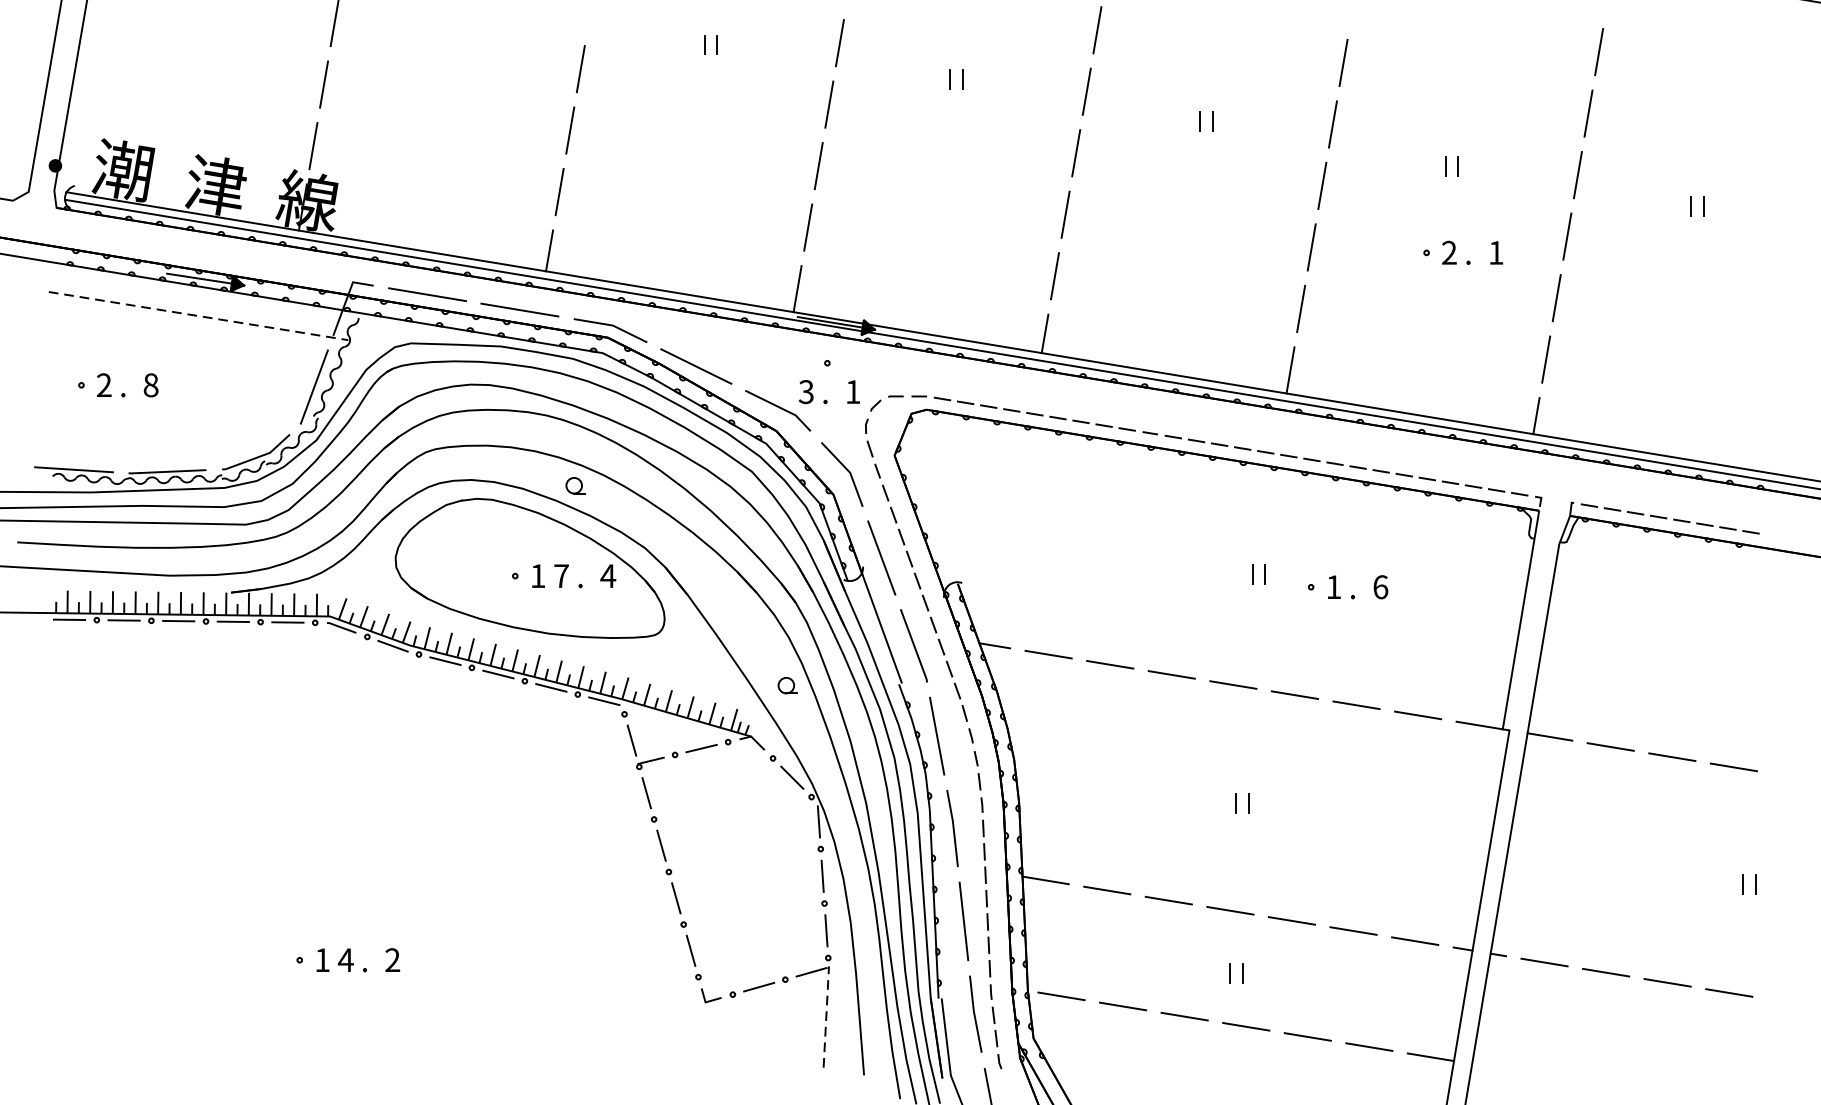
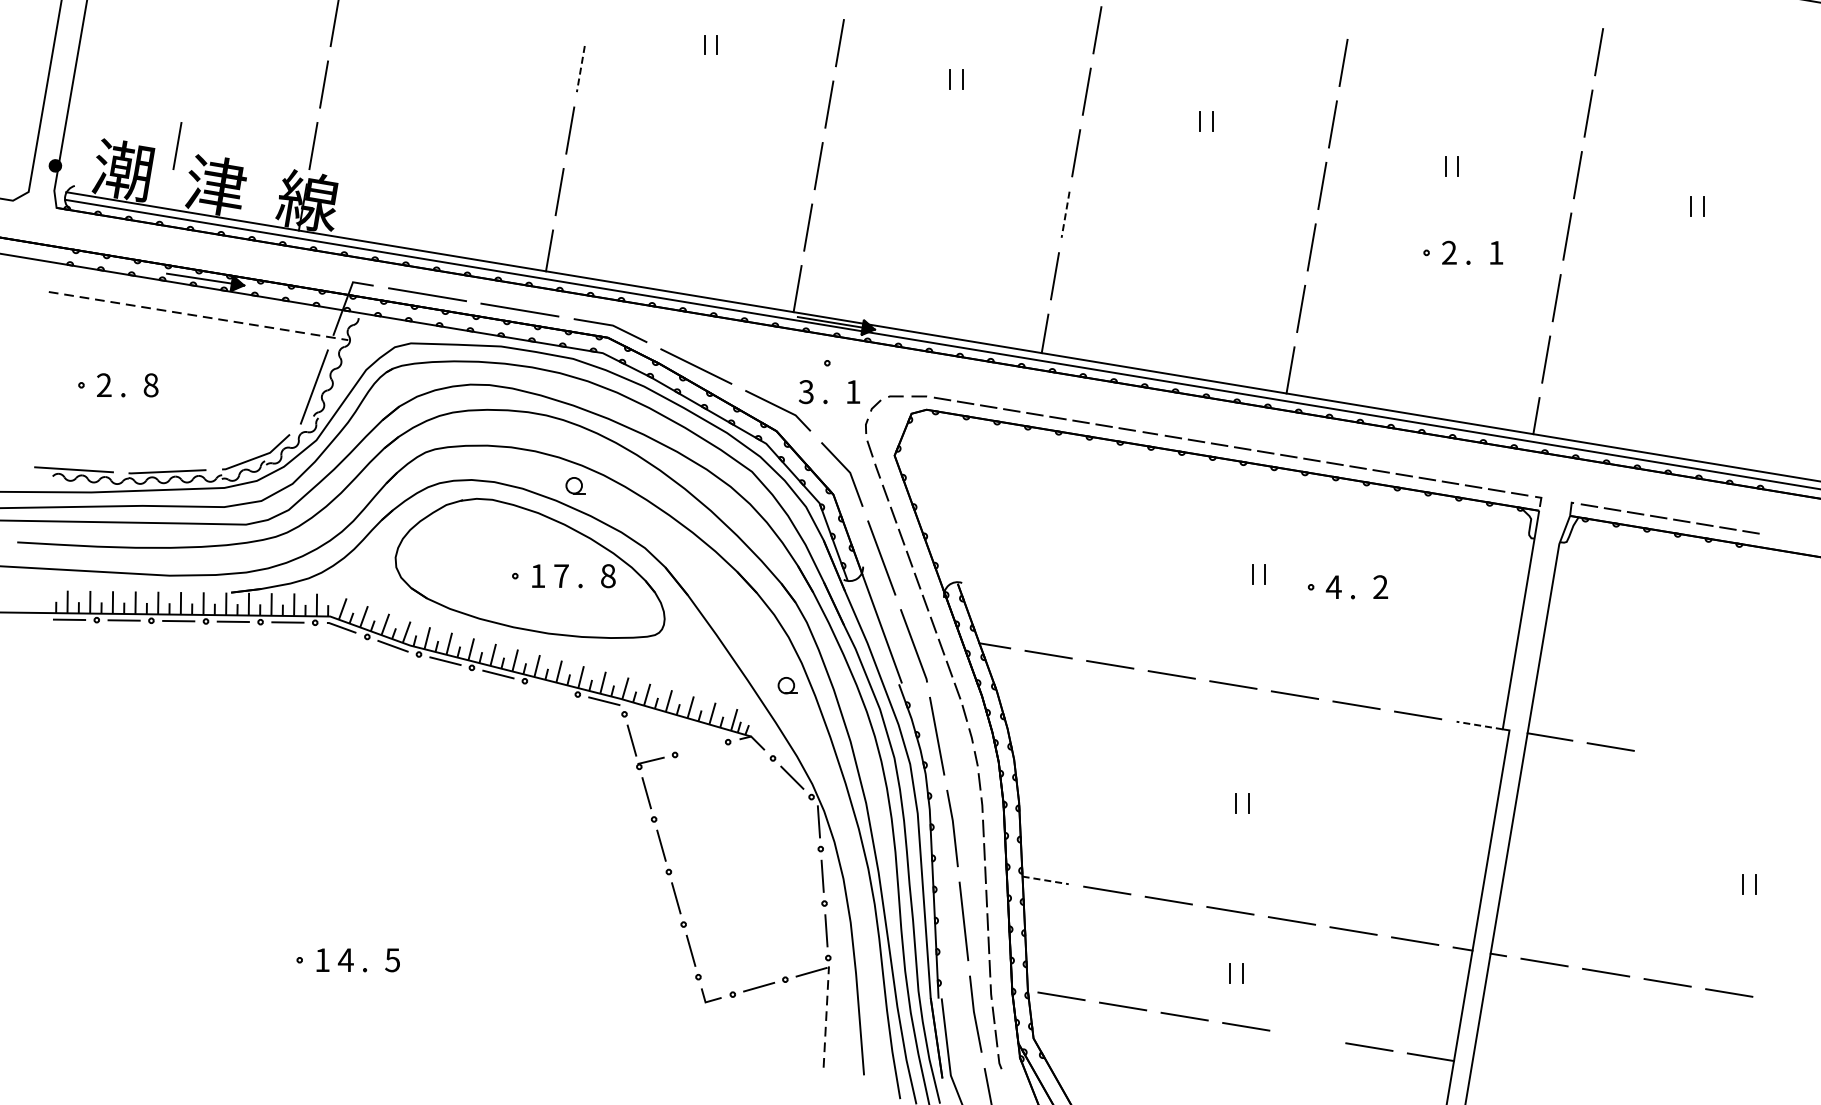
line: solid -> dashed (580, 69)
line: none -> present (177, 145)
line: solid -> dashed (1065, 215)
text: 4 -> 8 (608, 576)
text: 1 -> 4 (1333, 586)
text: 6 -> 2 (1380, 587)
line: present -> none (551, 687)
line: solid -> dashed (1479, 725)
line: present -> none (701, 748)
line: present -> none (1672, 757)
line: present -> none (1733, 767)
line: solid -> dashed (1046, 880)
text: 2 -> 5 (392, 960)
line: present -> none (1307, 1036)
